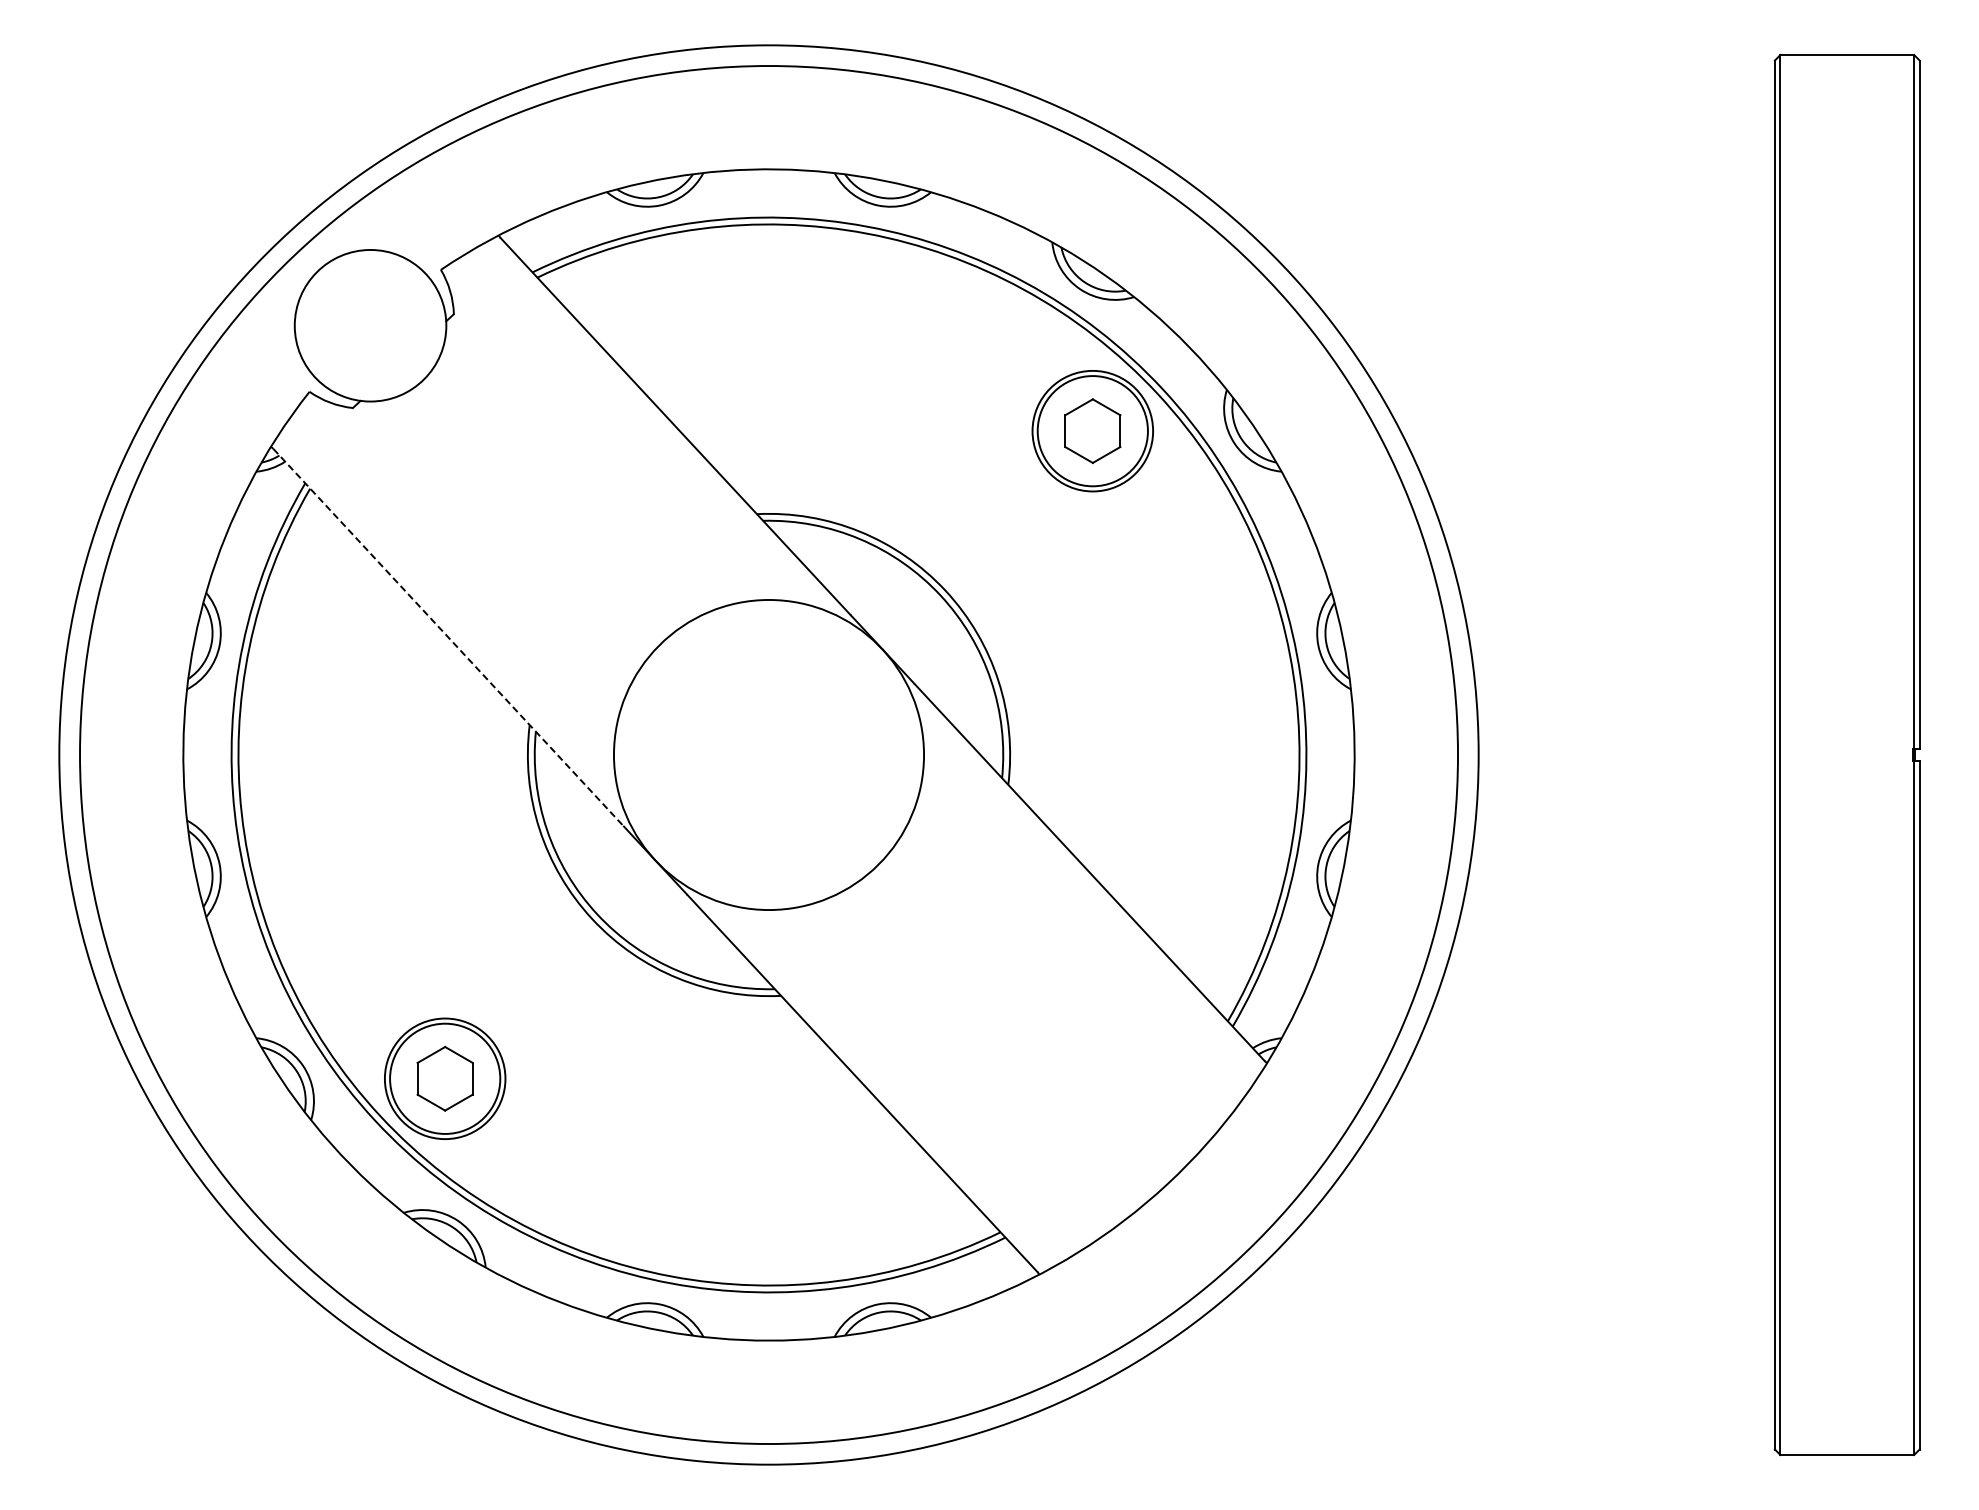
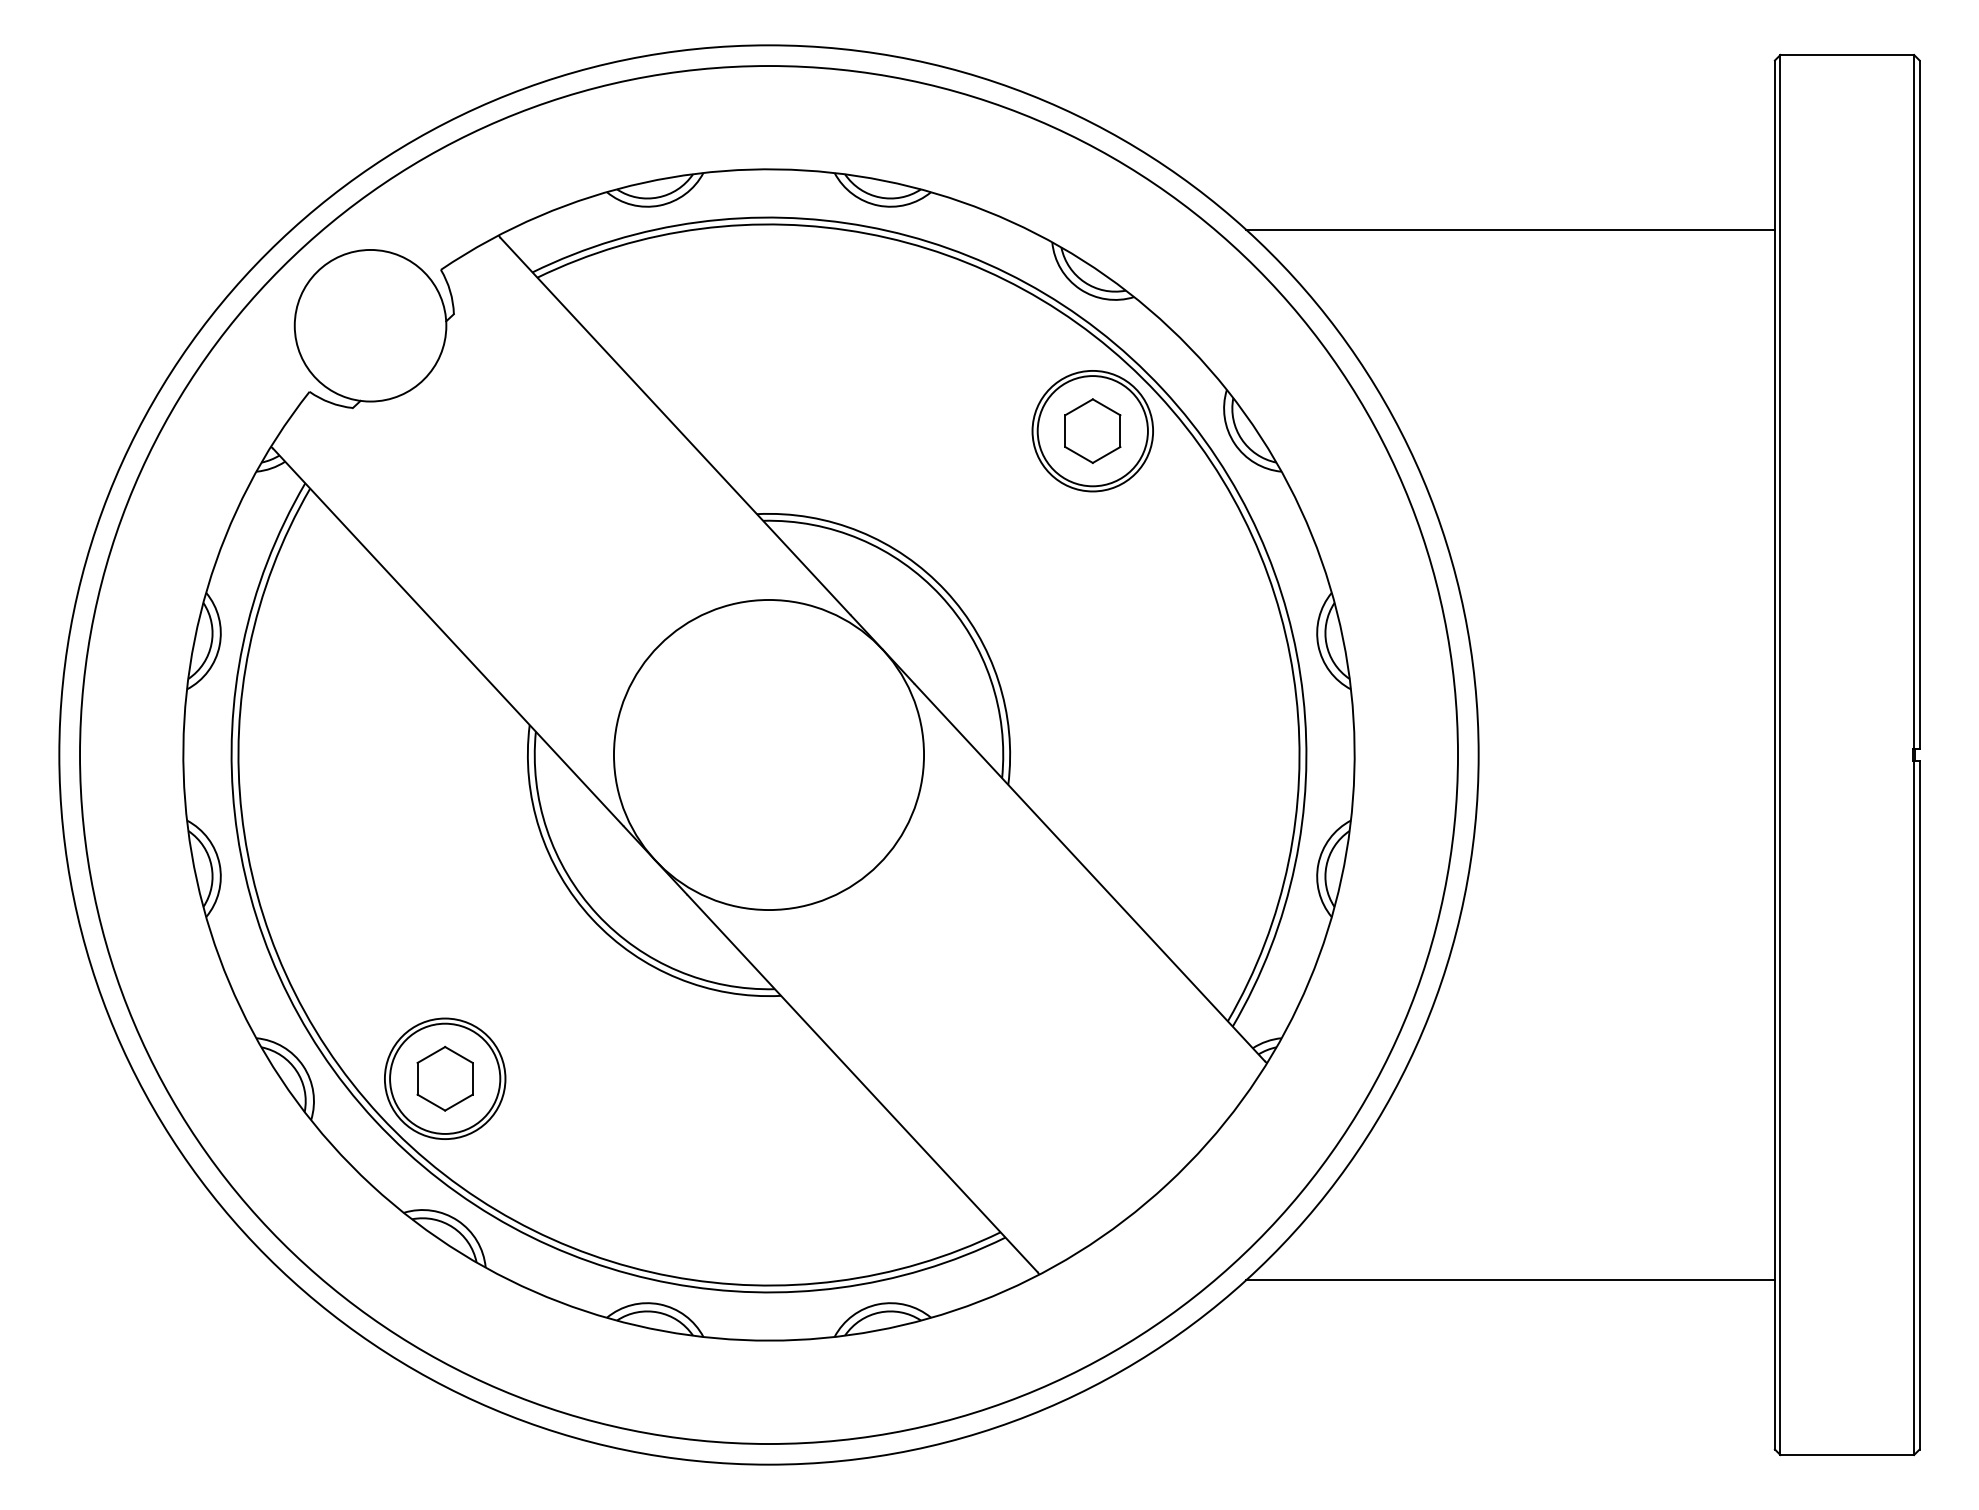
line: none -> present (1510, 230)
line: dashed -> solid (448, 637)
line: none -> present (1510, 1280)
